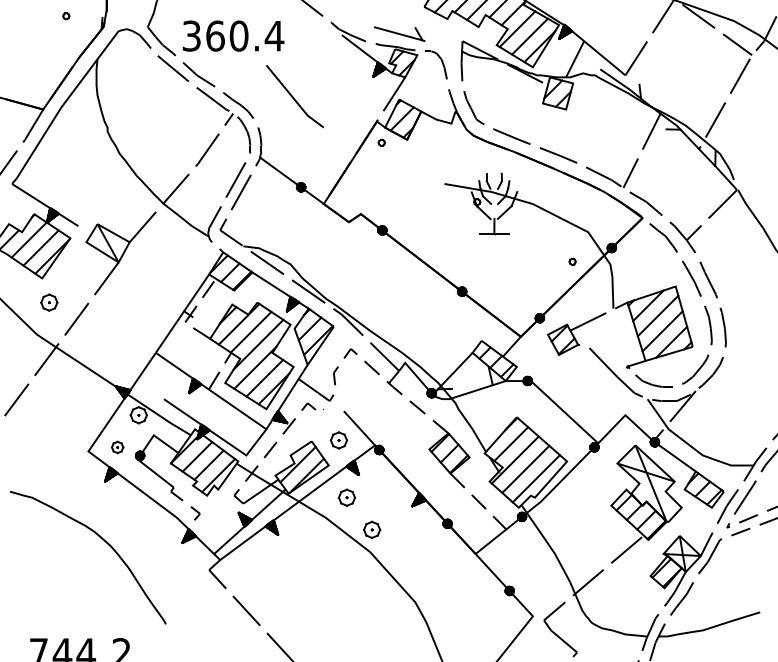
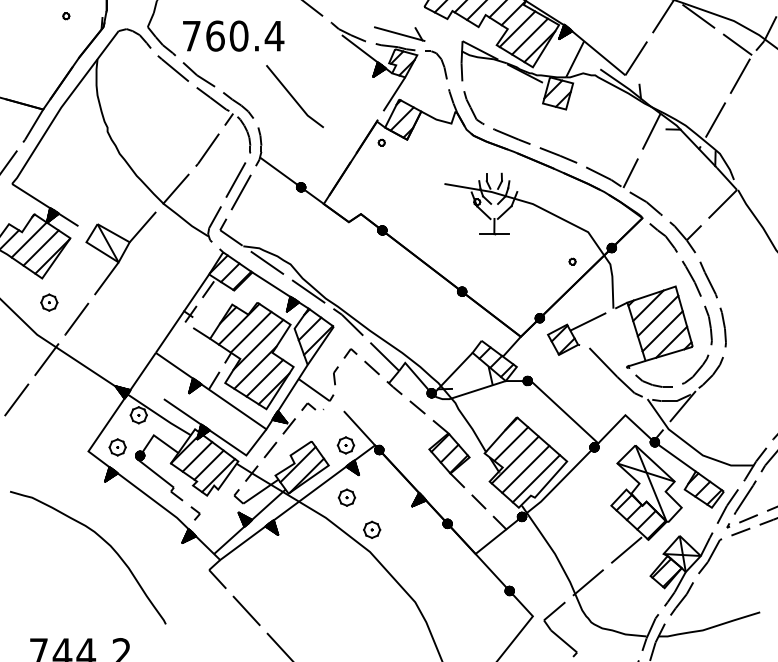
text: 360.4 -> 760.4 (191, 35)
part position: (338, 440) -> (345, 445) (345, 445)
part size: 15x15 px -> 19x19 px (117, 447)
